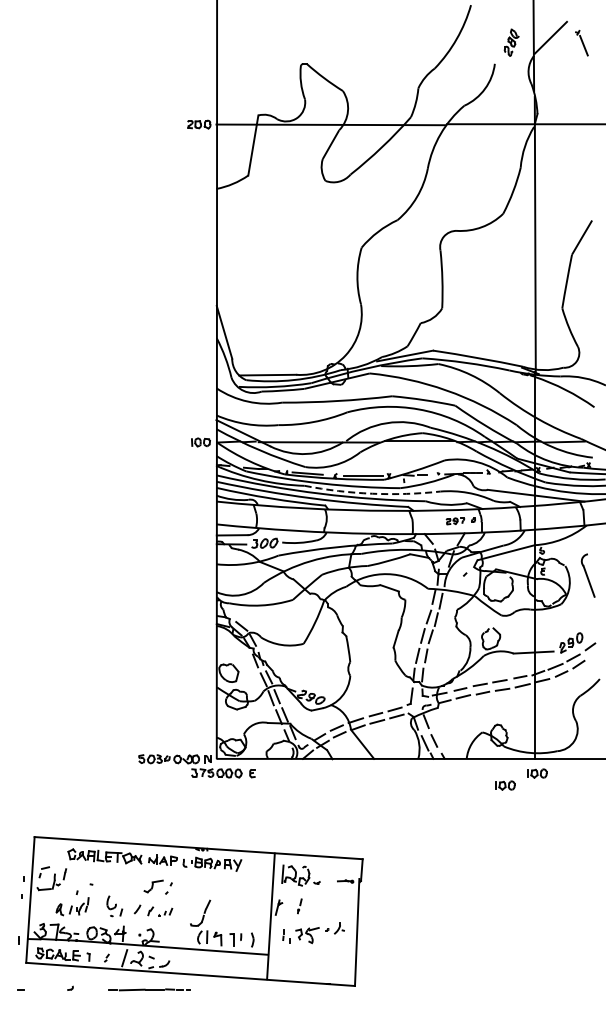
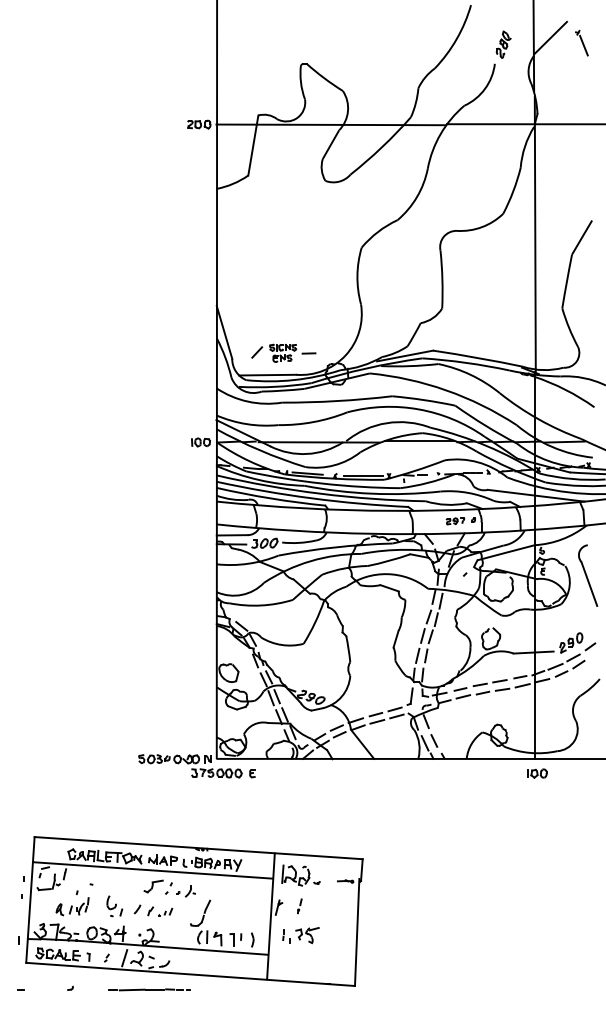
part position: (511, 42) -> (503, 44) (503, 44)
part: none -> present (283, 352)
arc: dashed -> solid (372, 493)
part size: 16x45 px -> 21x63 px (588, 575)
part: present -> none (505, 785)
line: none -> present (152, 870)
part position: (334, 928) -> (185, 891) (185, 891)
